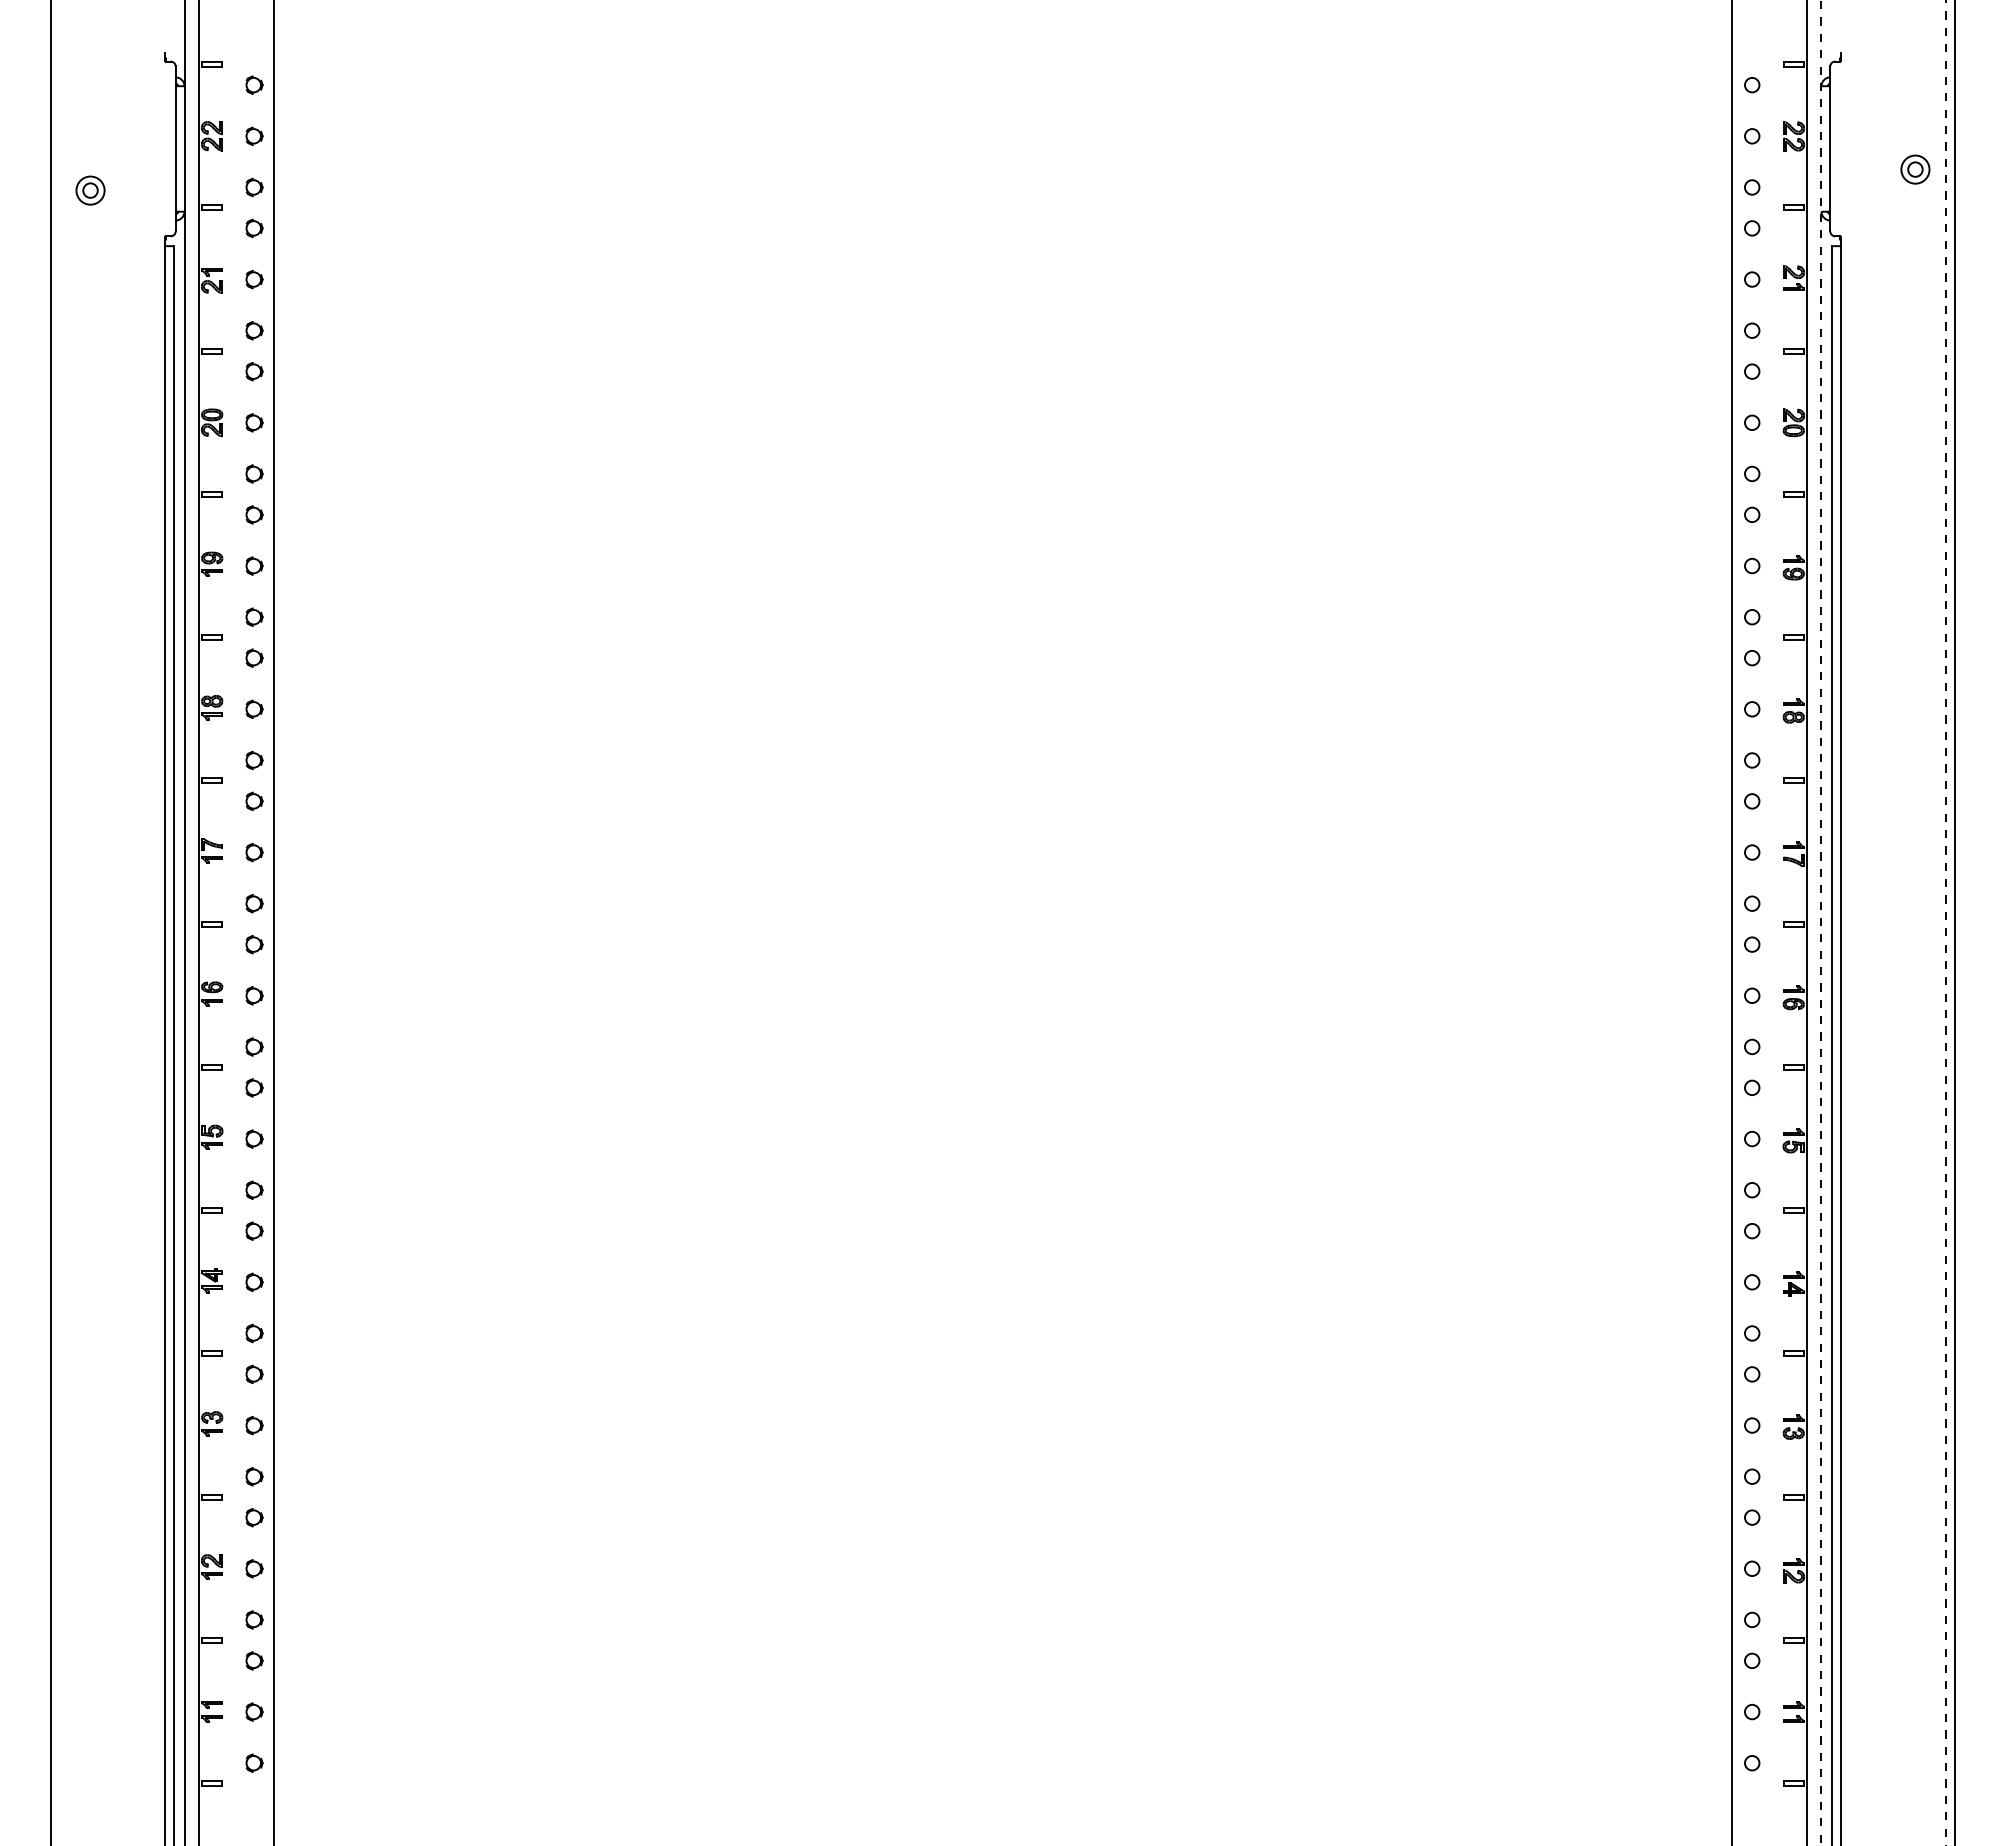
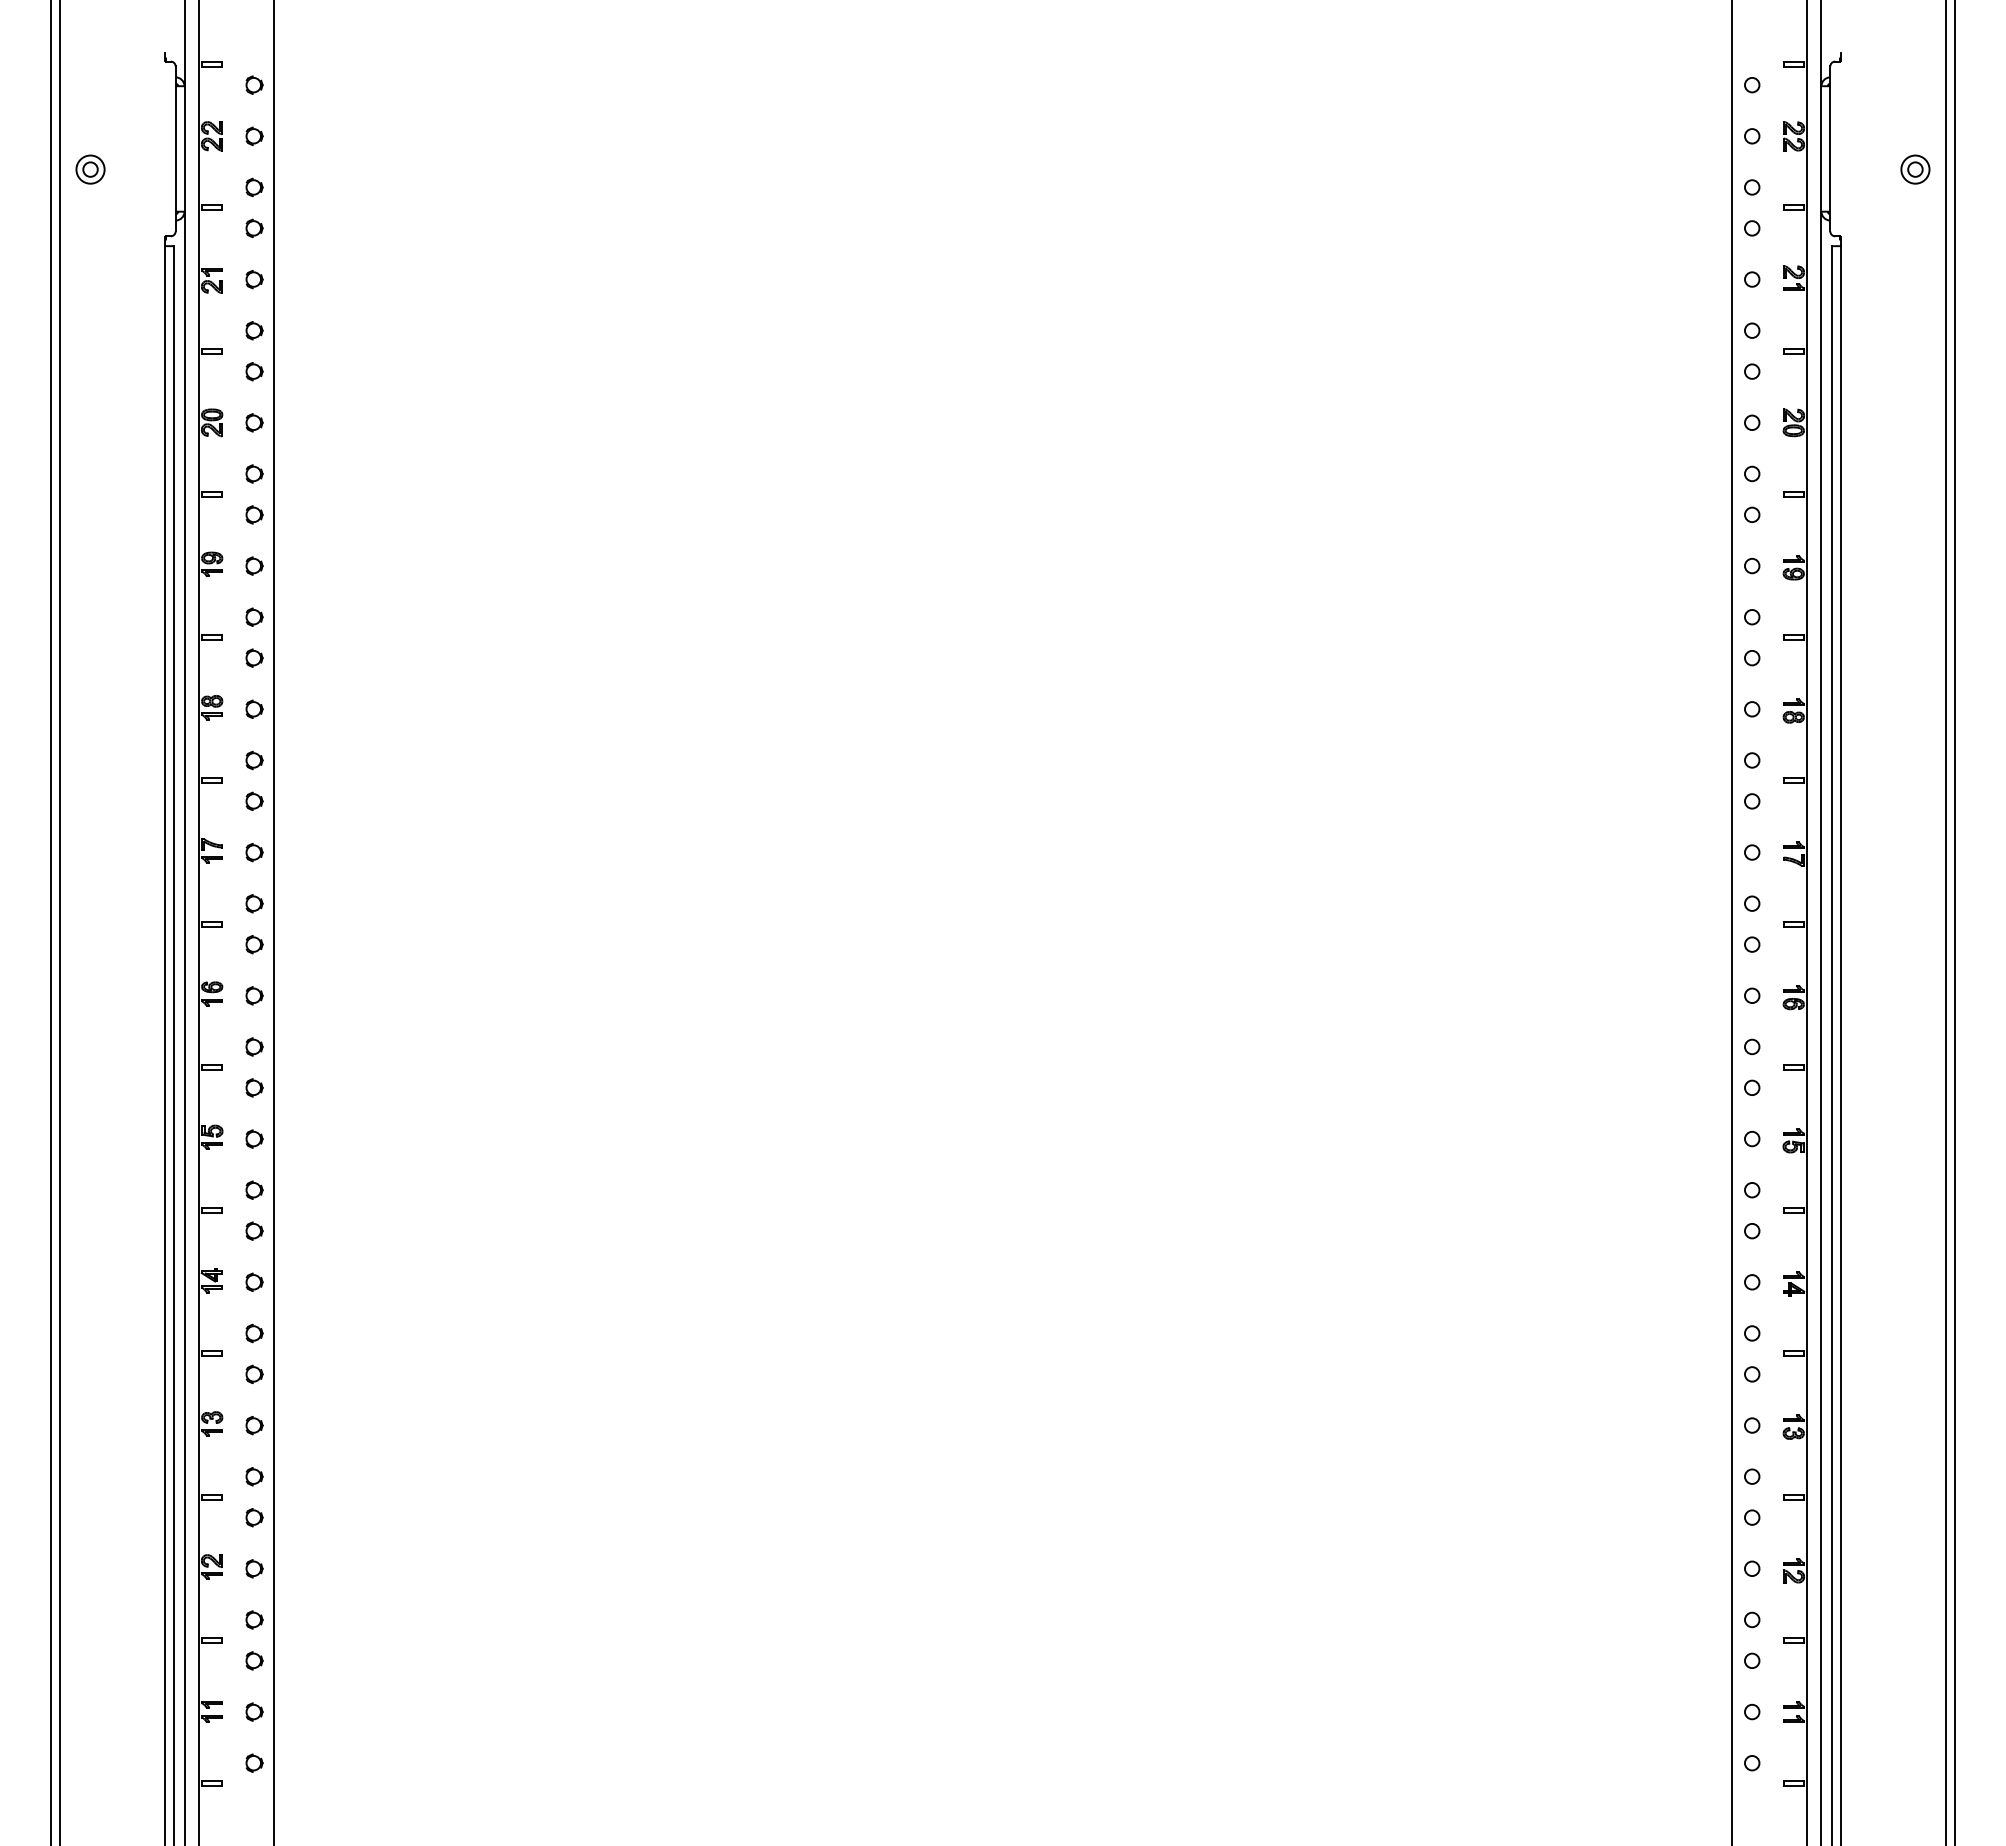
part position: (90, 190) -> (90, 169) (90, 169)
line: none -> present (60, 922)
line: dashed -> solid (1945, 922)
line: dashed -> solid (1821, 923)
